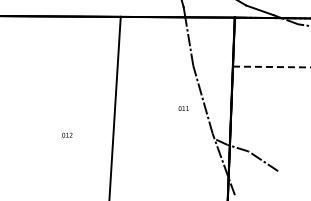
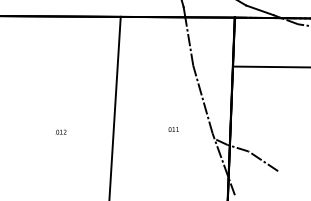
line: dashed -> solid (271, 67)
text position: (183, 108) -> (173, 129) (173, 129)
text position: (66, 134) -> (60, 131) (60, 131)
